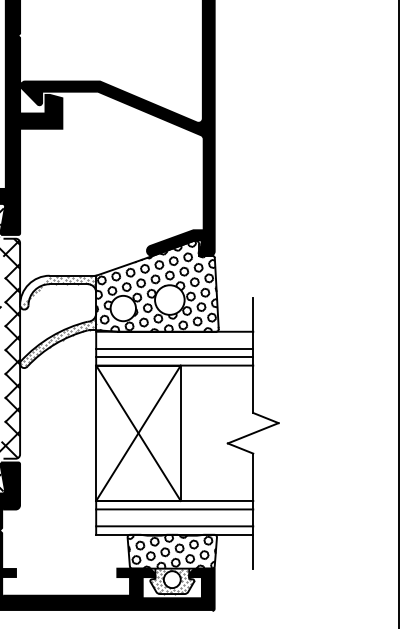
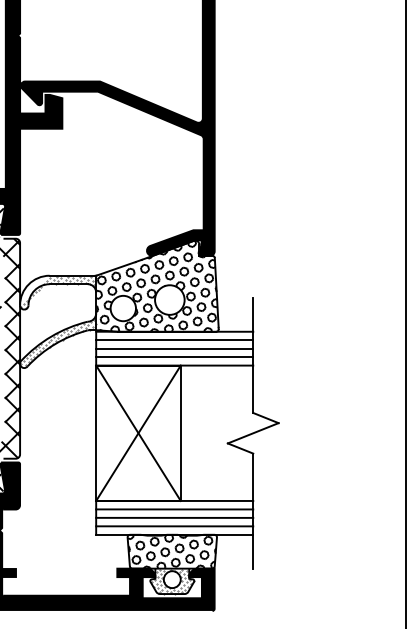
line position: (398, 313) -> (405, 313) (405, 313)
line: none -> present (174, 340)
line: none -> present (174, 517)
